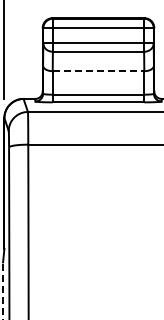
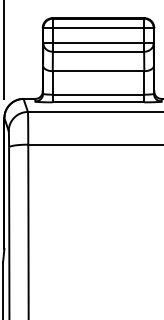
line: dashed -> solid (98, 71)
line: dashed -> solid (3, 290)
